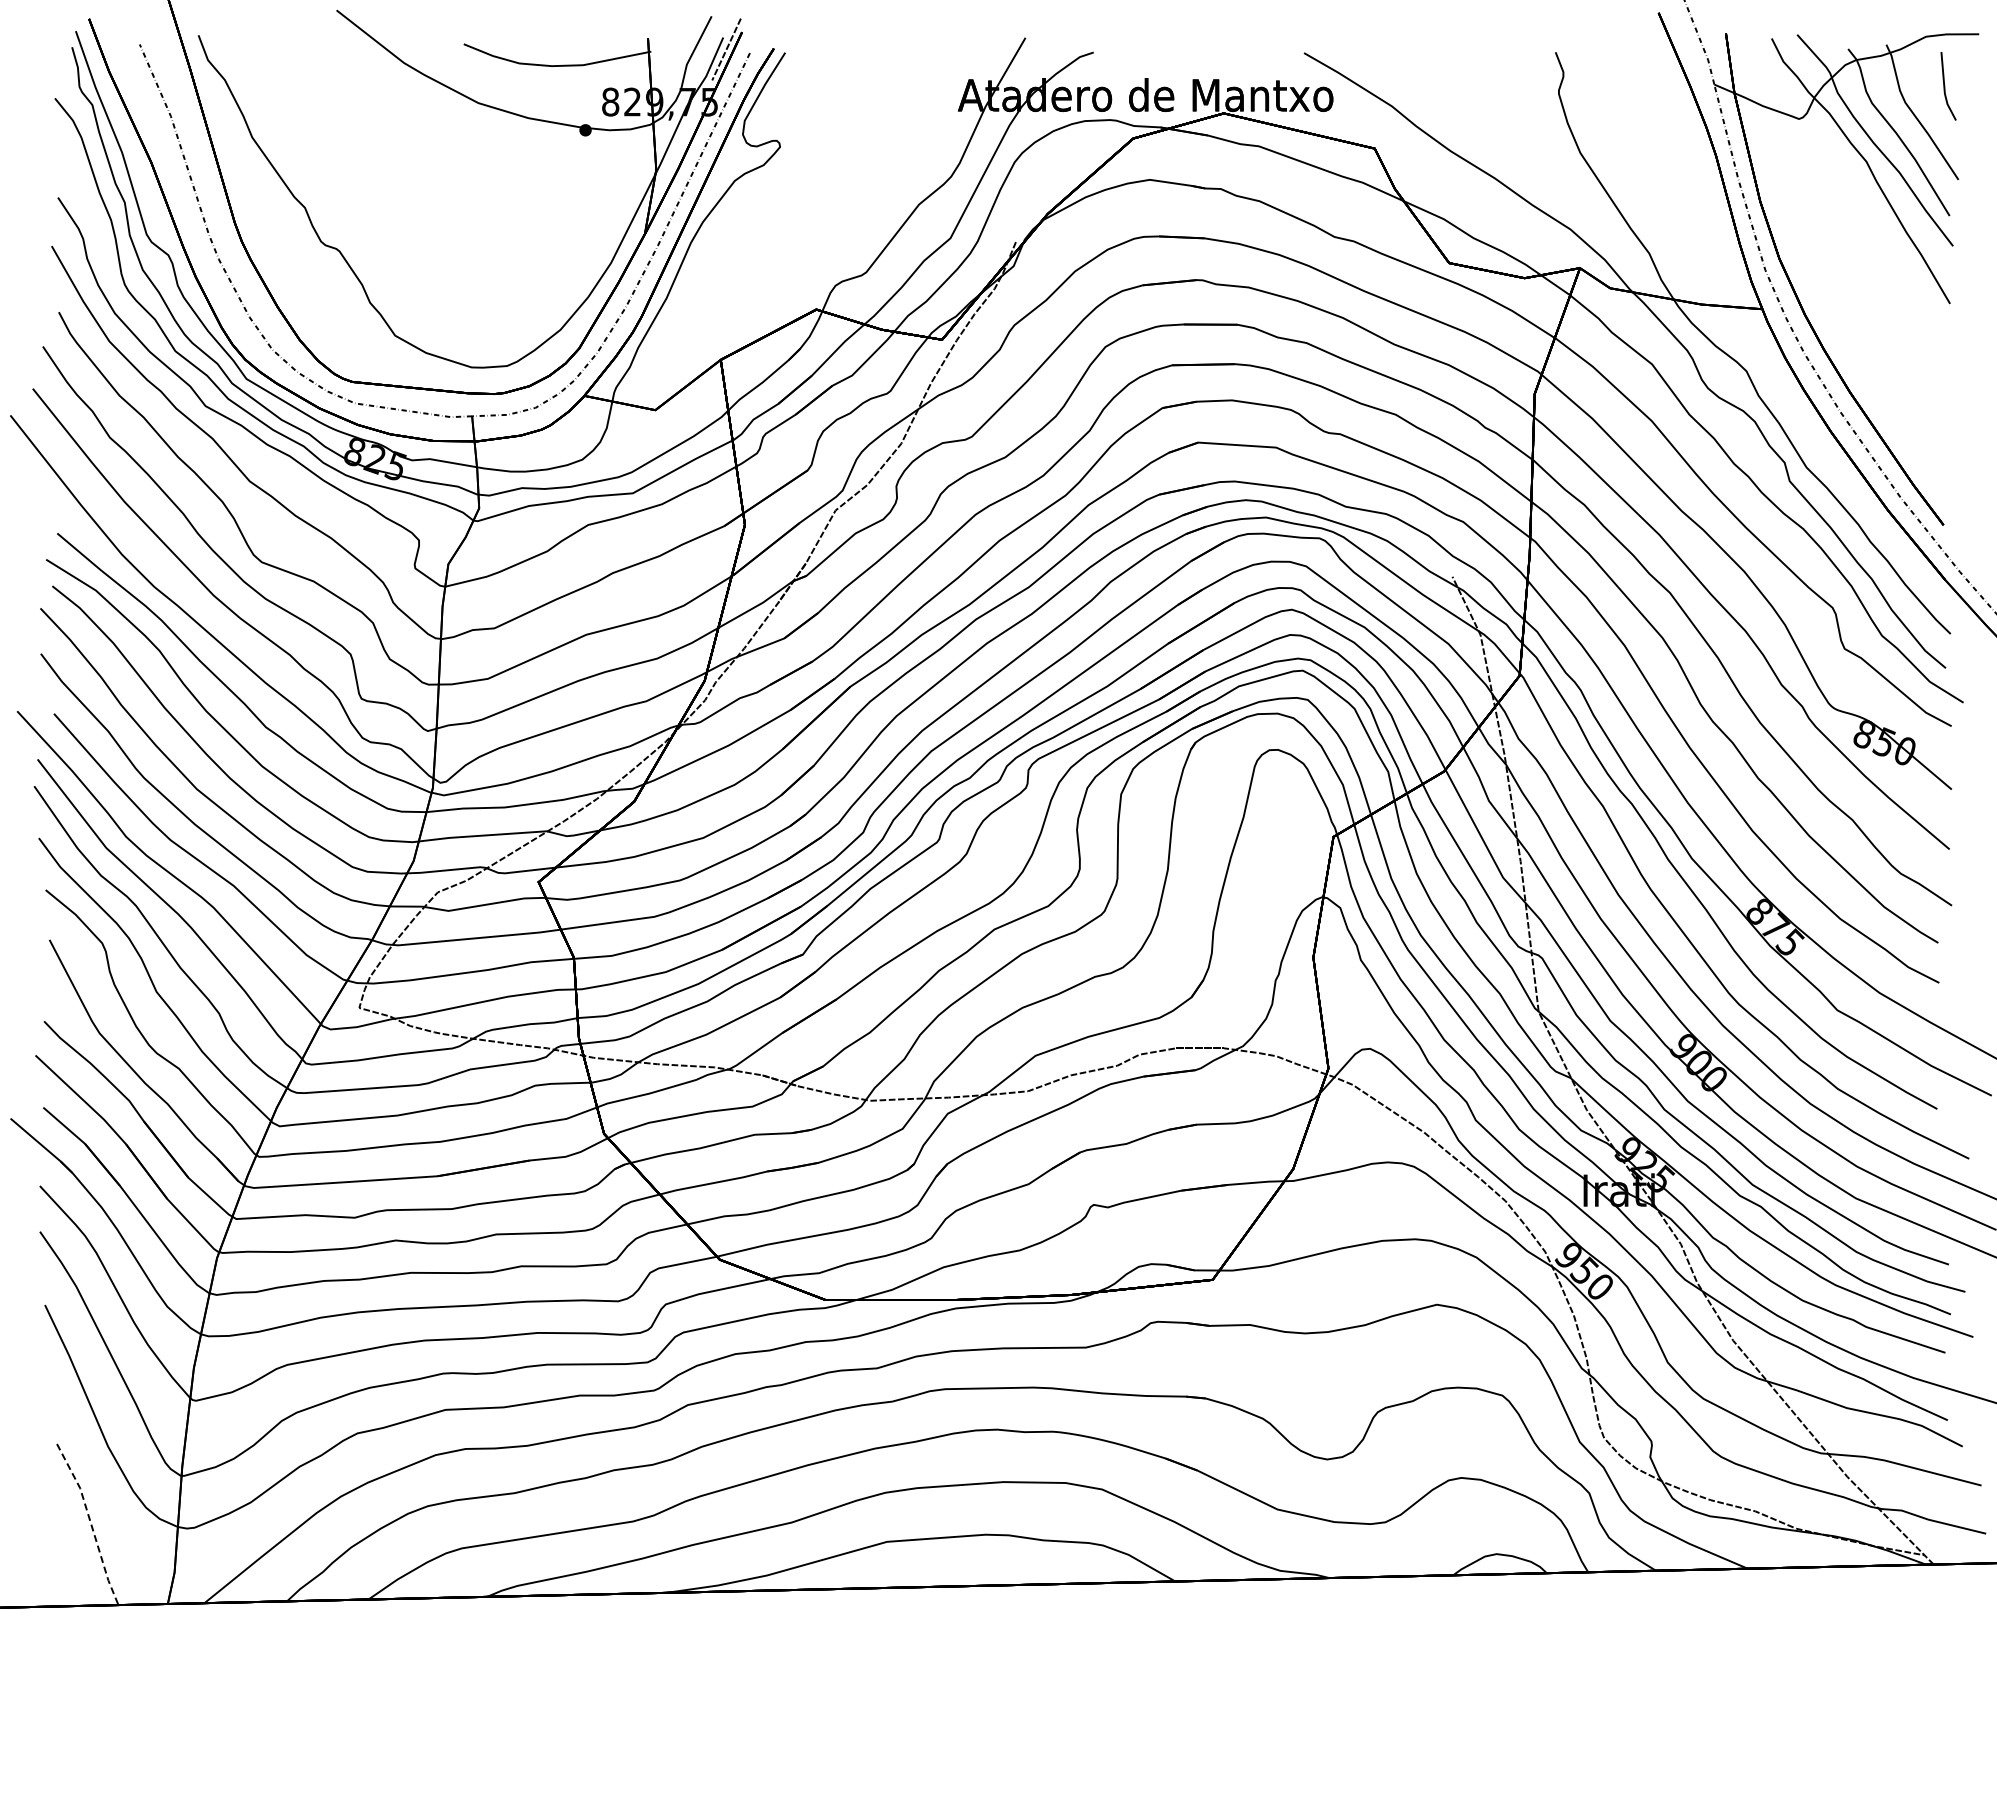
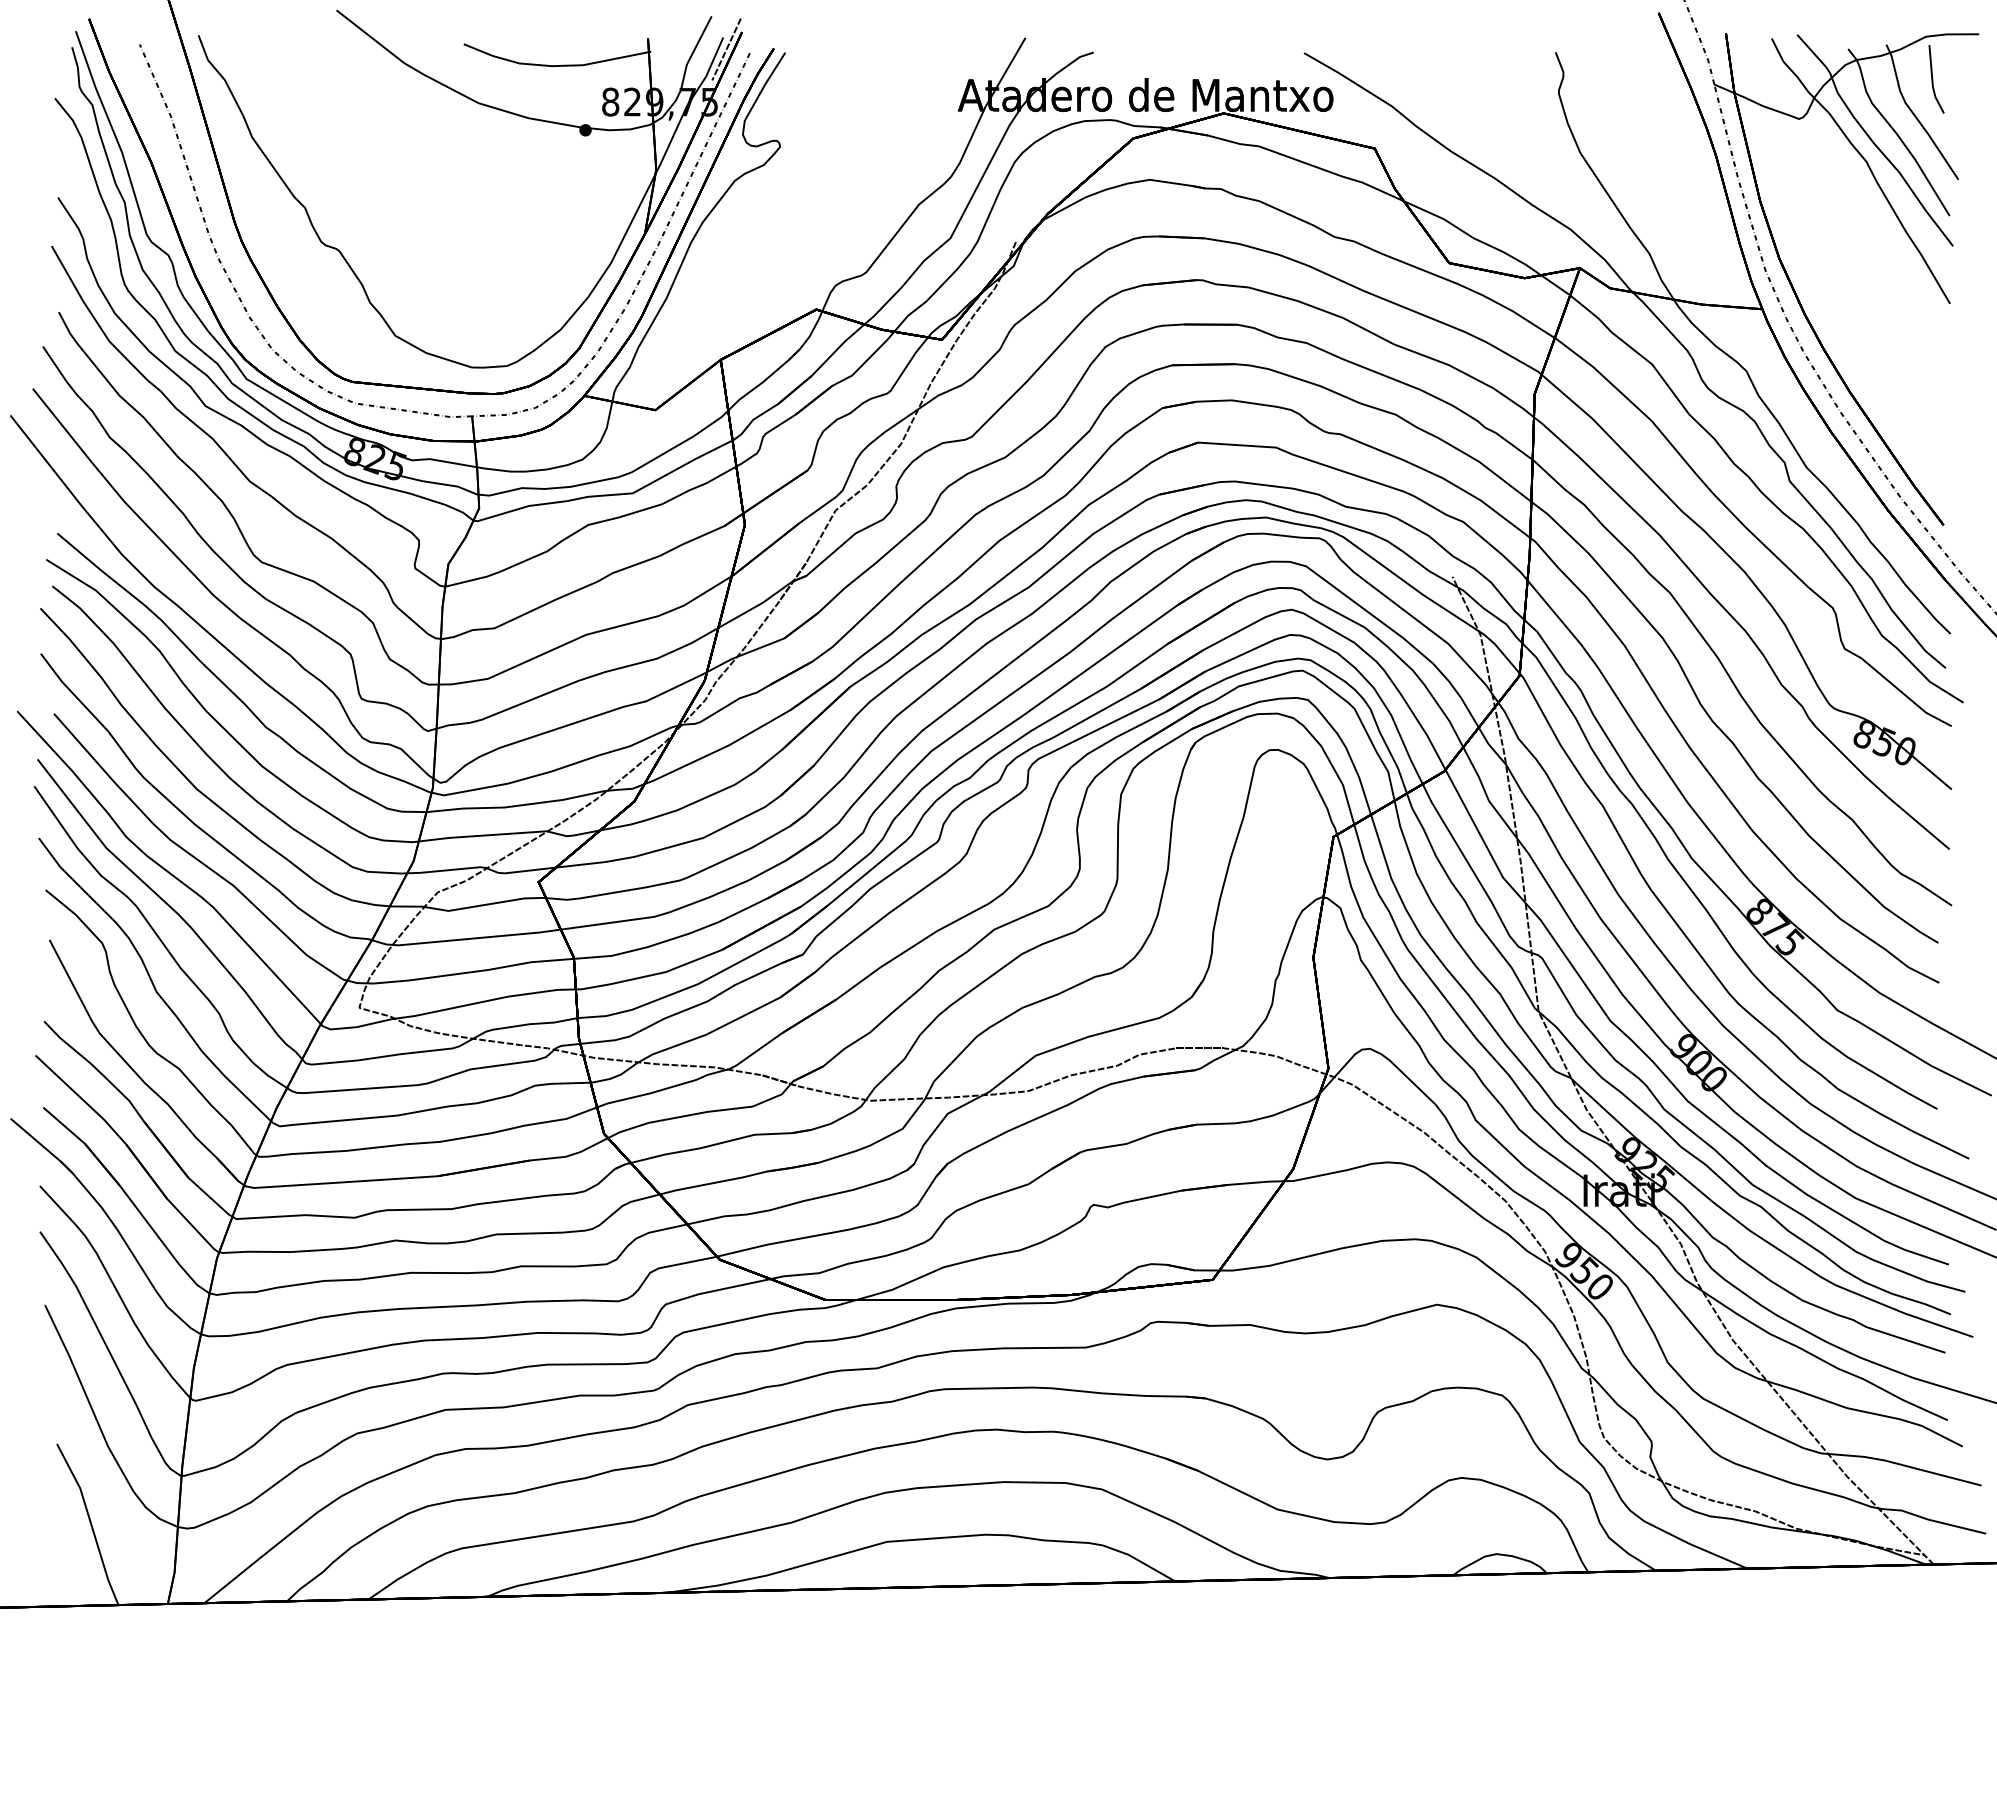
line position: (1945, 86) -> (1933, 79) (1933, 79)
line: dashed -> solid (90, 1523)
